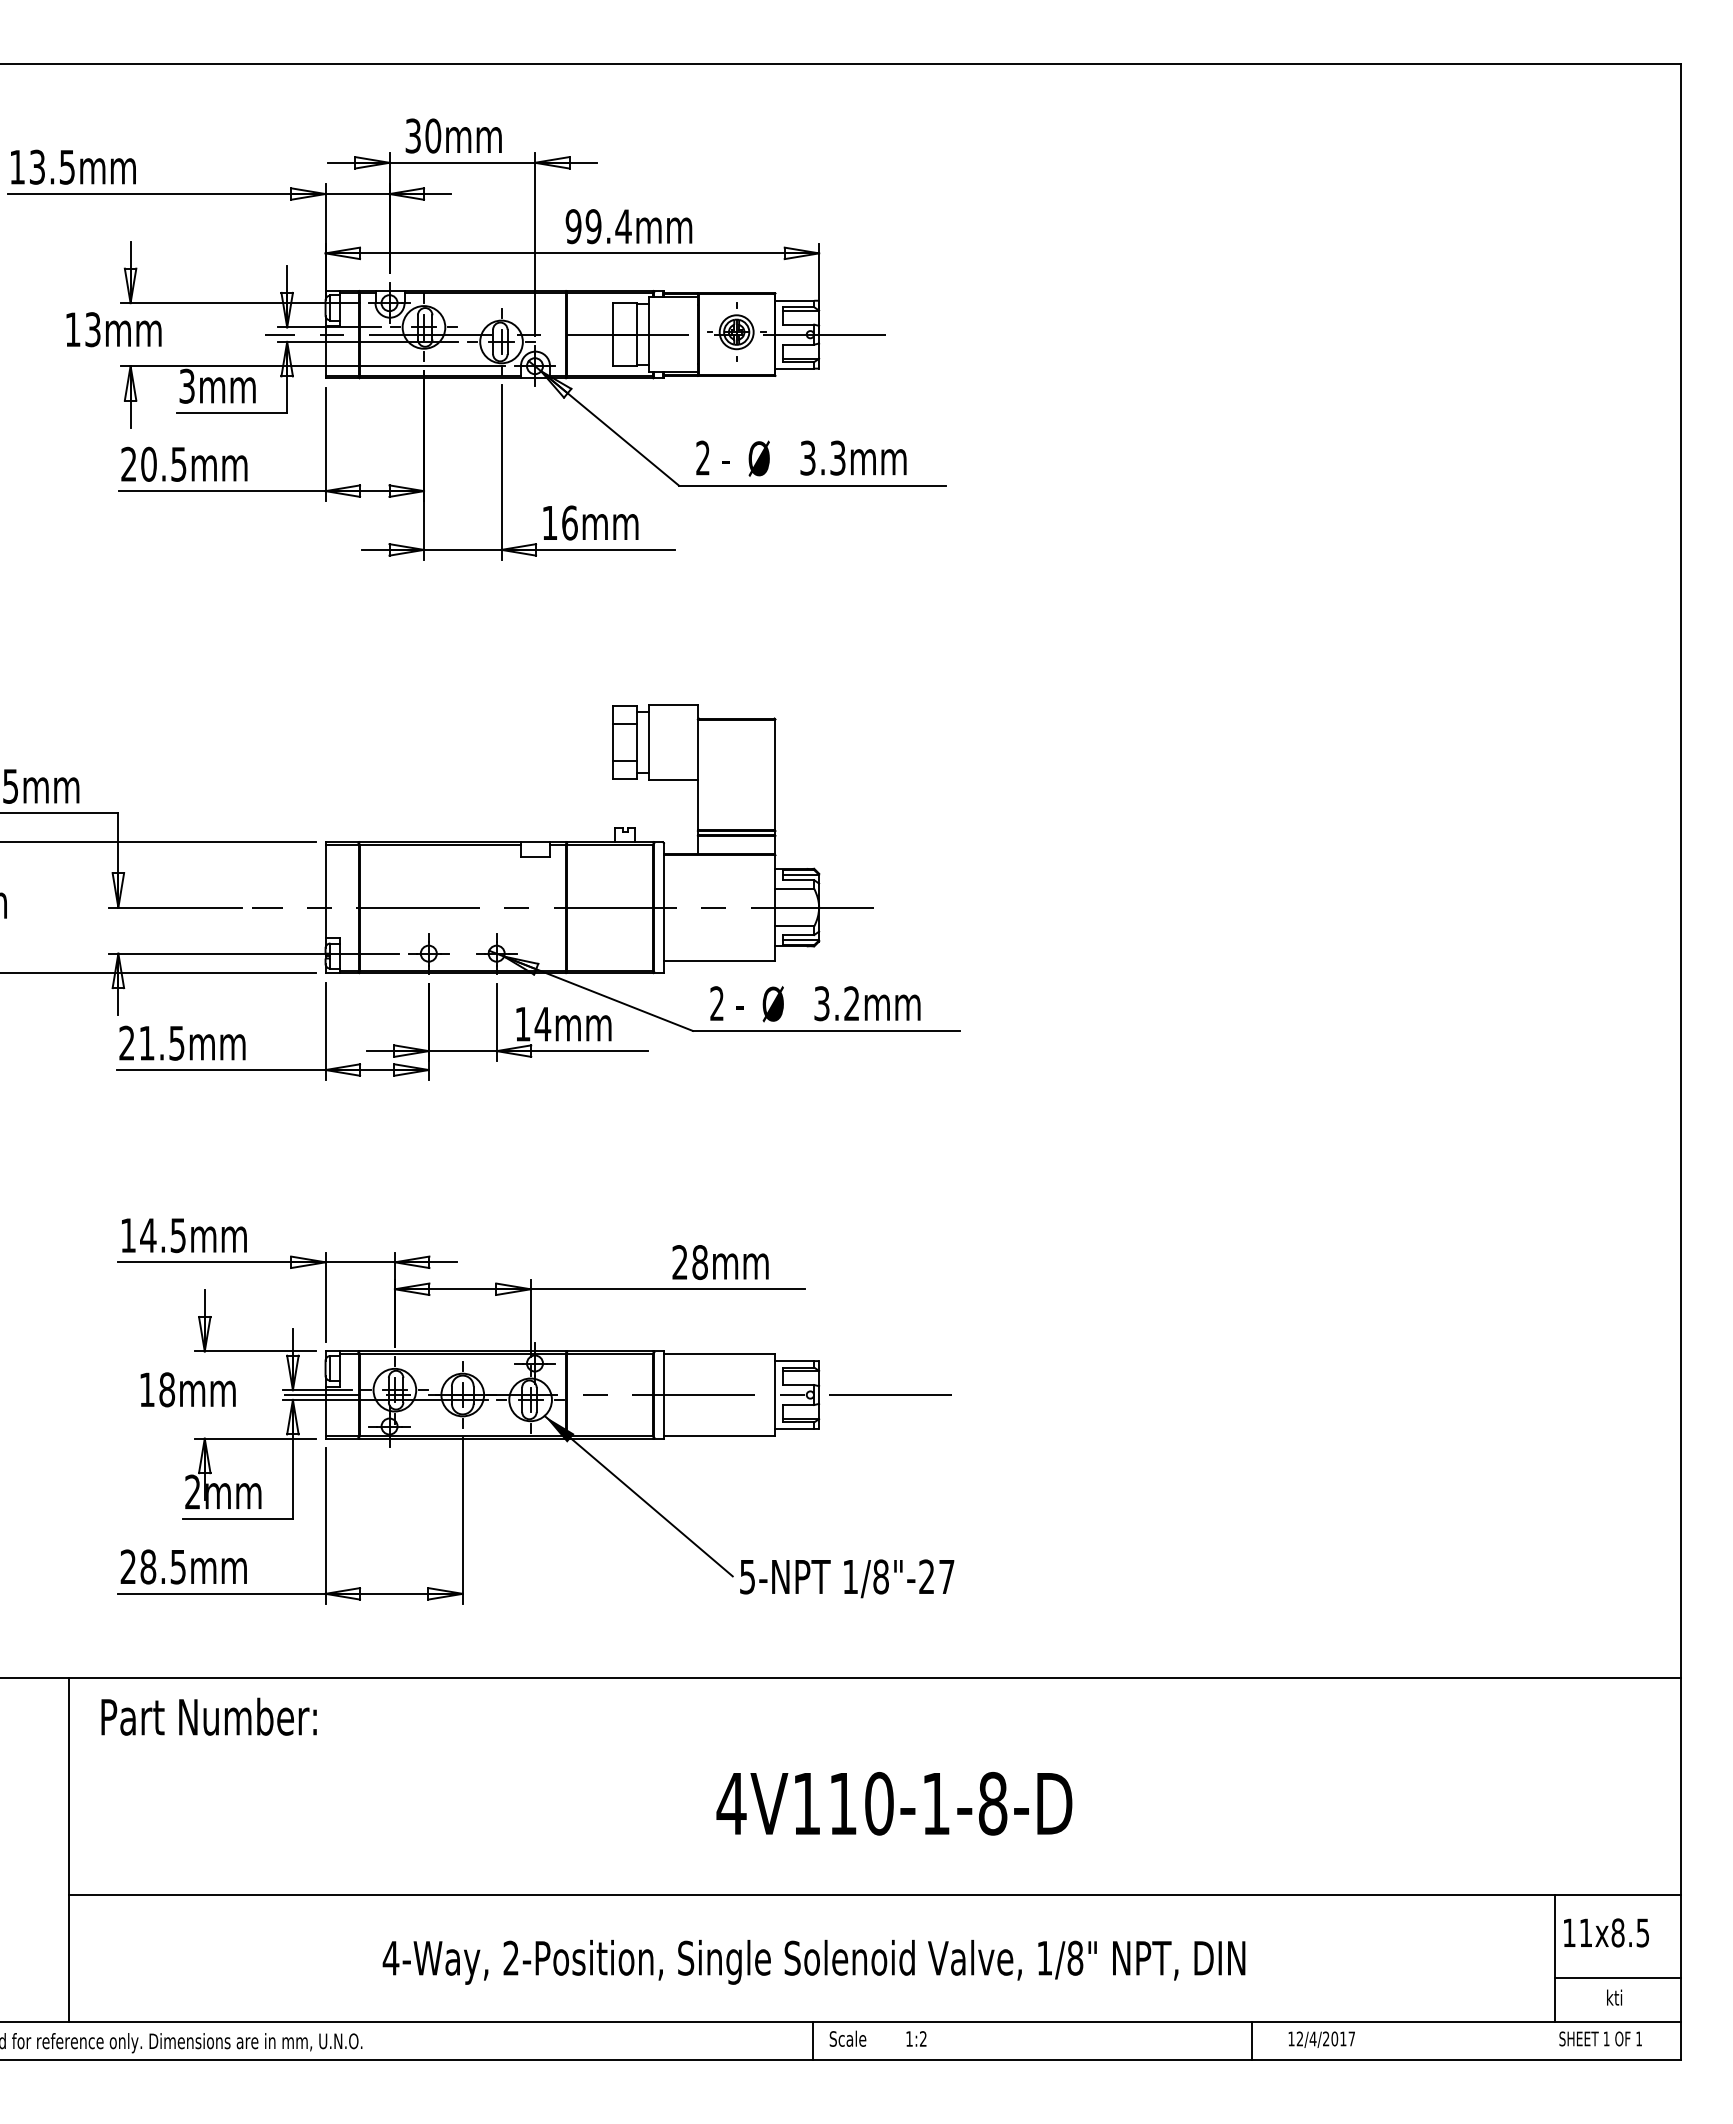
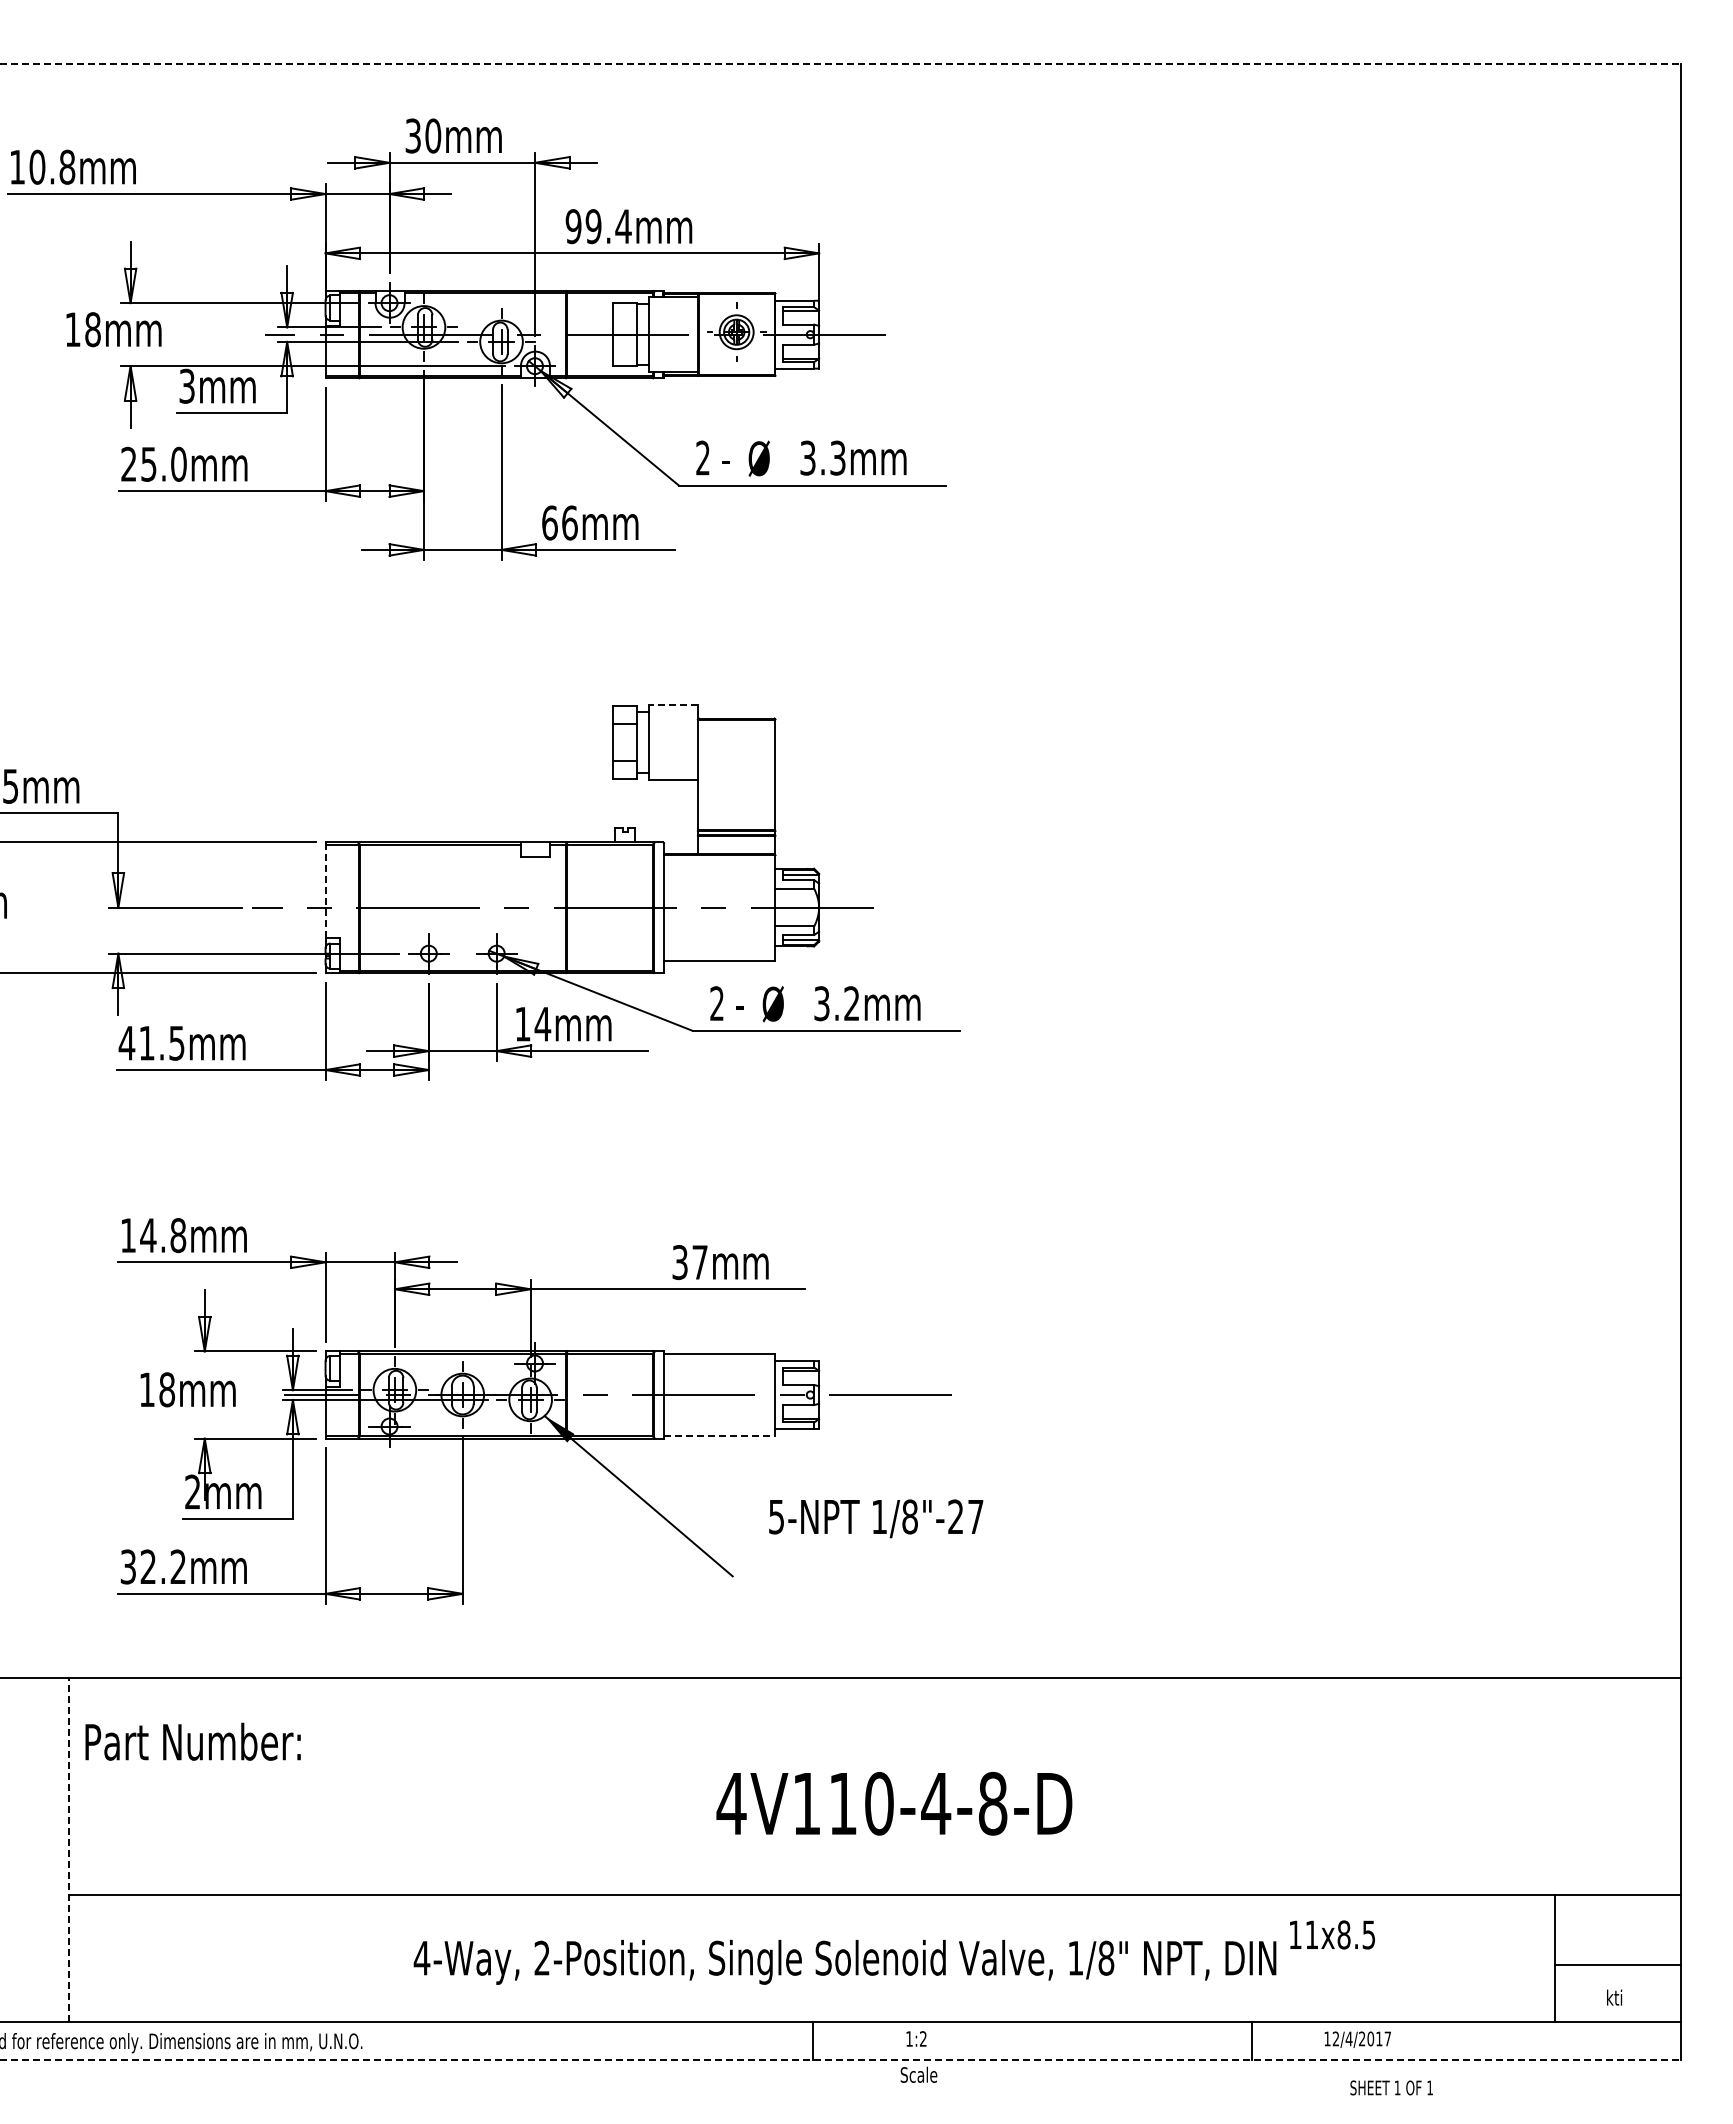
line: solid -> dashed (841, 63)
text: 13.5mm -> 10.8mm (52, 166)
text: 13mm -> 18mm (92, 329)
text: 20.5mm -> 25.0mm (163, 463)
text: 16mm -> 66mm (549, 522)
line: solid -> dashed (673, 705)
line: solid -> dashed (325, 891)
text: 21.5mm -> 41.5mm (126, 1042)
text: 14.5mm -> 14.8mm (178, 1235)
text: 28mm -> 37mm (689, 1262)
line: solid -> dashed (719, 1436)
text: 28.5mm -> 32.2mm (152, 1566)
text position: (847, 1578) -> (876, 1518) (876, 1518)
text position: (208, 1716) -> (192, 1741) (192, 1741)
text: 4V110-1-8-D -> 4V110-4-8-D (936, 1803)
line: solid -> dashed (69, 1849)
text position: (1606, 1932) -> (1332, 1934) (1332, 1934)
text position: (813, 1961) -> (844, 1961) (844, 1961)
line position: (1617, 1977) -> (1617, 1964) (1617, 1964)
text position: (847, 2038) -> (918, 2074) (918, 2074)
text position: (1600, 2038) -> (1391, 2087) (1391, 2087)
text position: (1321, 2039) -> (1357, 2039) (1357, 2039)
line: solid -> dashed (841, 2060)
